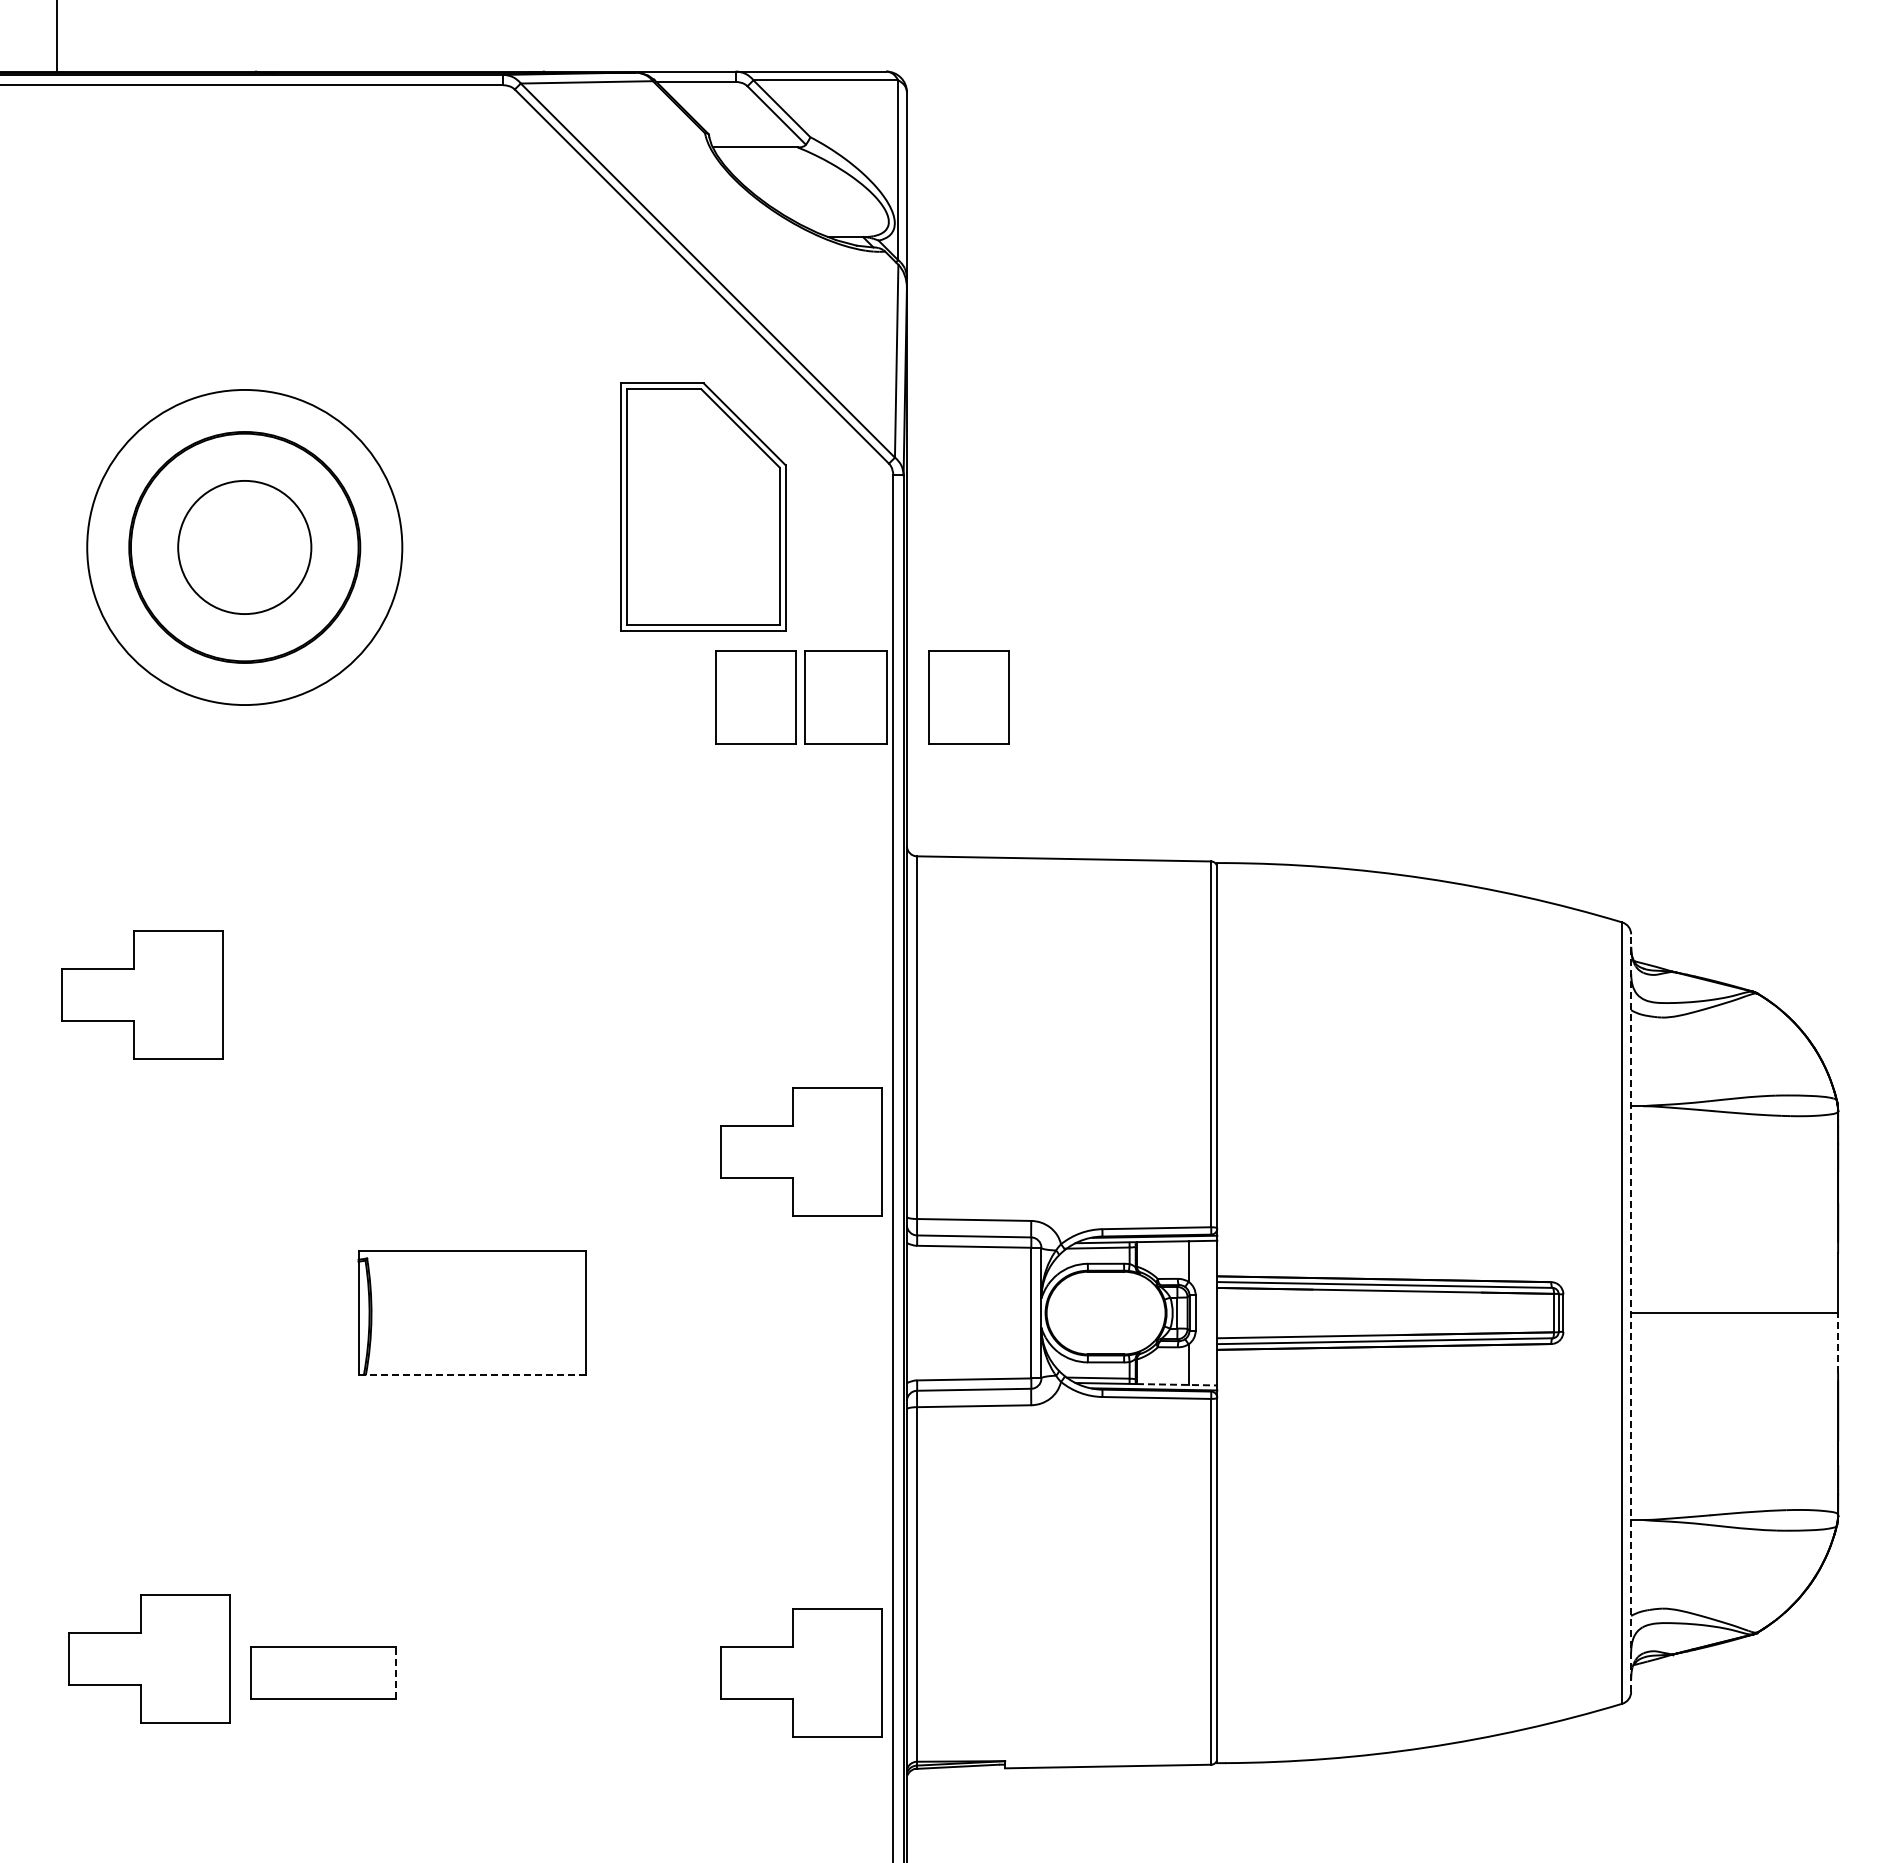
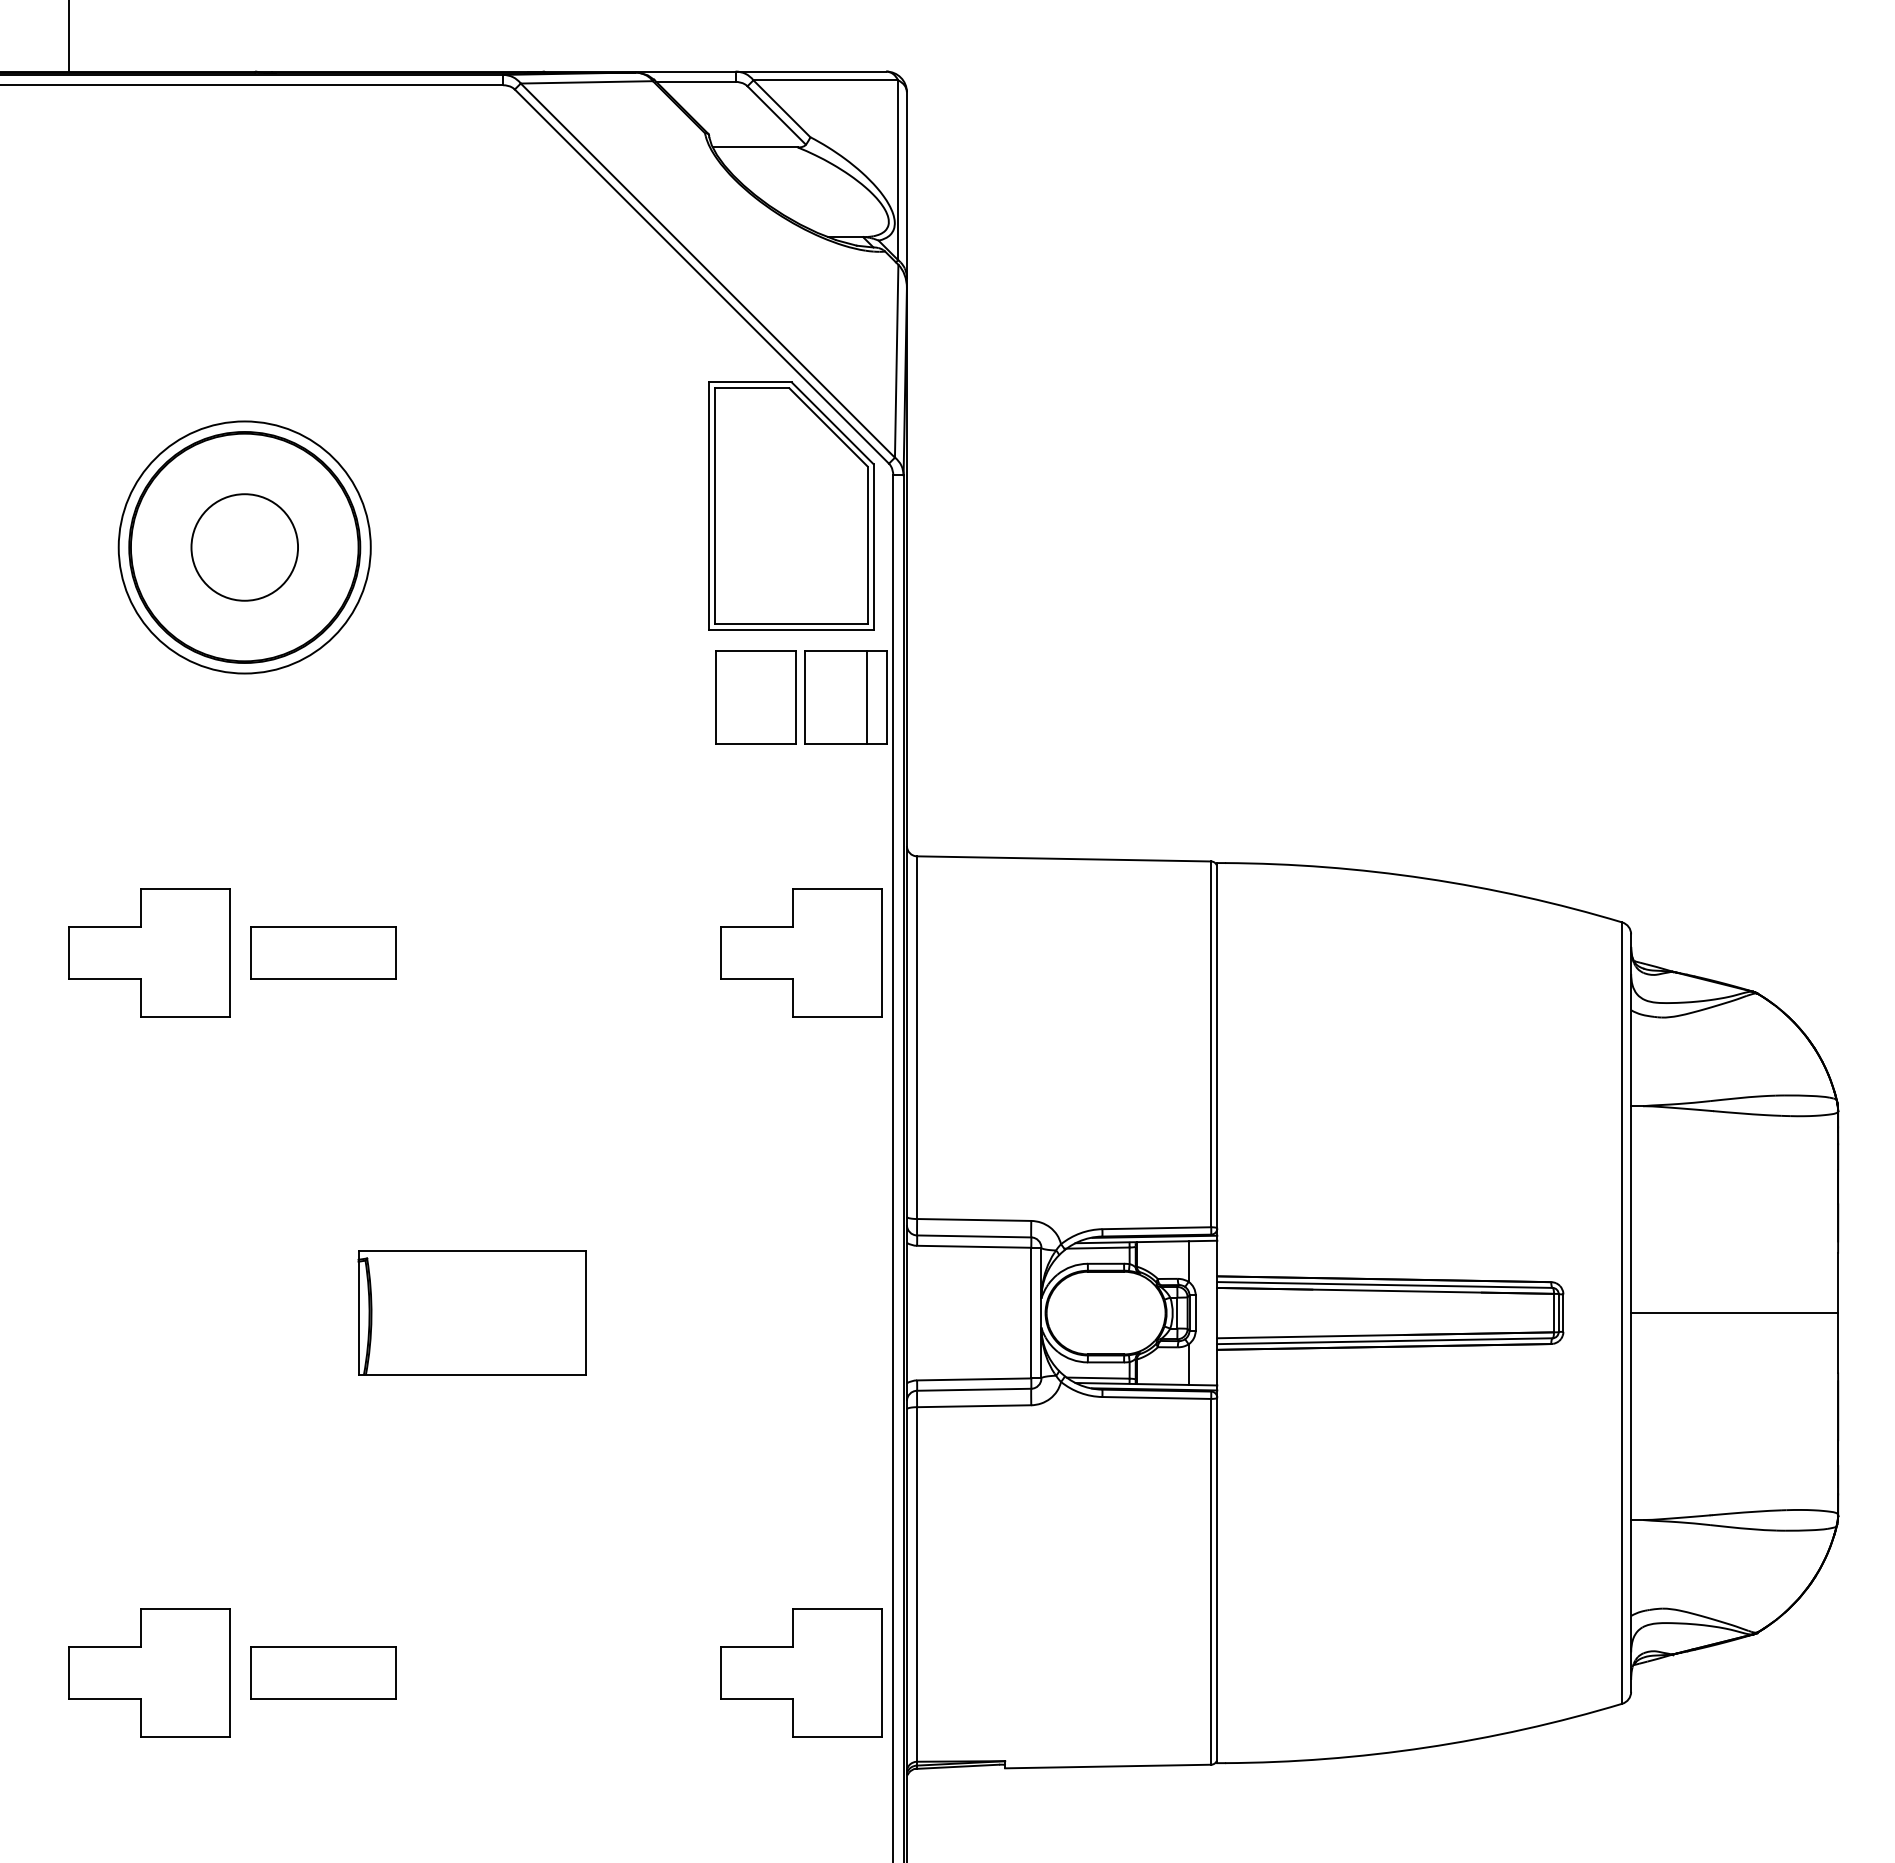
line position: (56, 36) -> (68, 36) (68, 36)
part position: (703, 506) -> (791, 505) (791, 505)
circle diameter: 133 px -> 107 px (244, 547)
circle diameter: 315 px -> 252 px (244, 547)
line: none -> present (867, 697)
part: present -> none (968, 697)
part: none -> present (323, 952)
part position: (142, 994) -> (149, 952) (149, 952)
part position: (801, 1151) -> (801, 952) (801, 952)
line: dashed -> solid (1631, 1313)
line: dashed -> solid (1838, 1342)
line: dashed -> solid (472, 1375)
line: dashed -> solid (1177, 1384)
part position: (149, 1658) -> (149, 1672) (149, 1672)
line: dashed -> solid (395, 1673)
